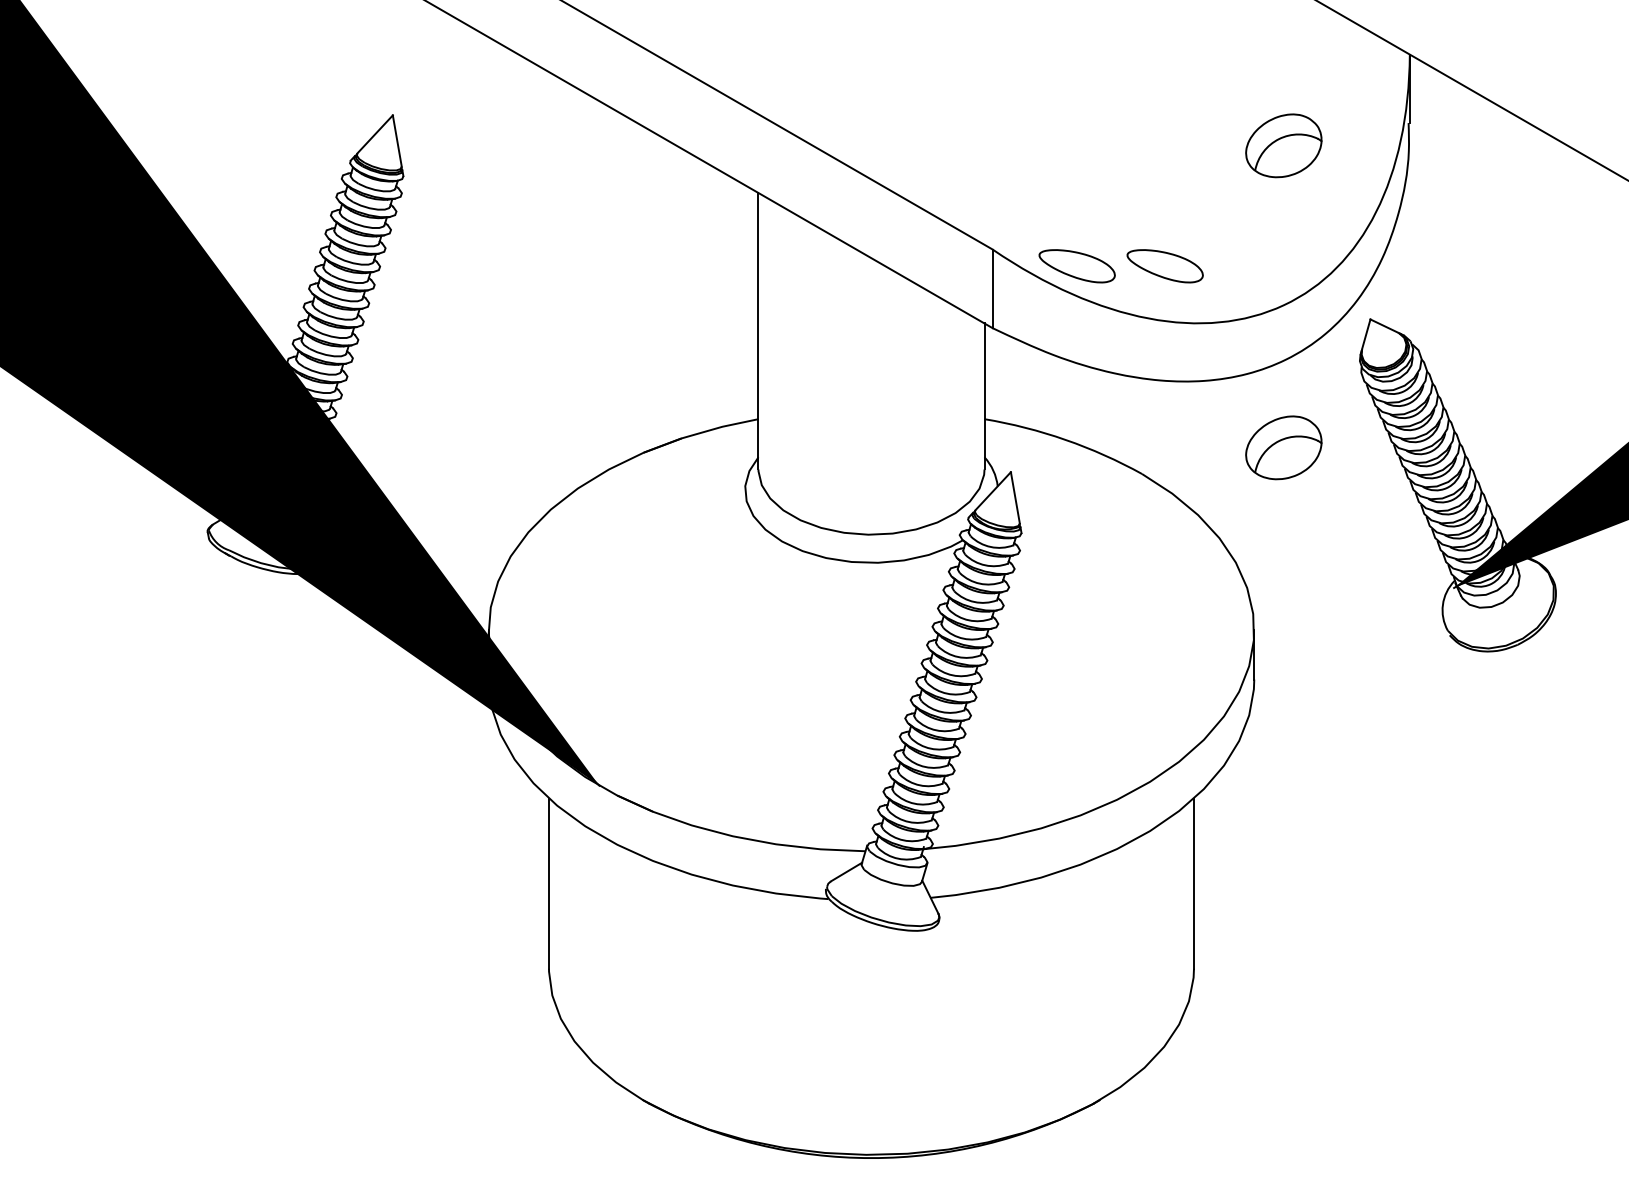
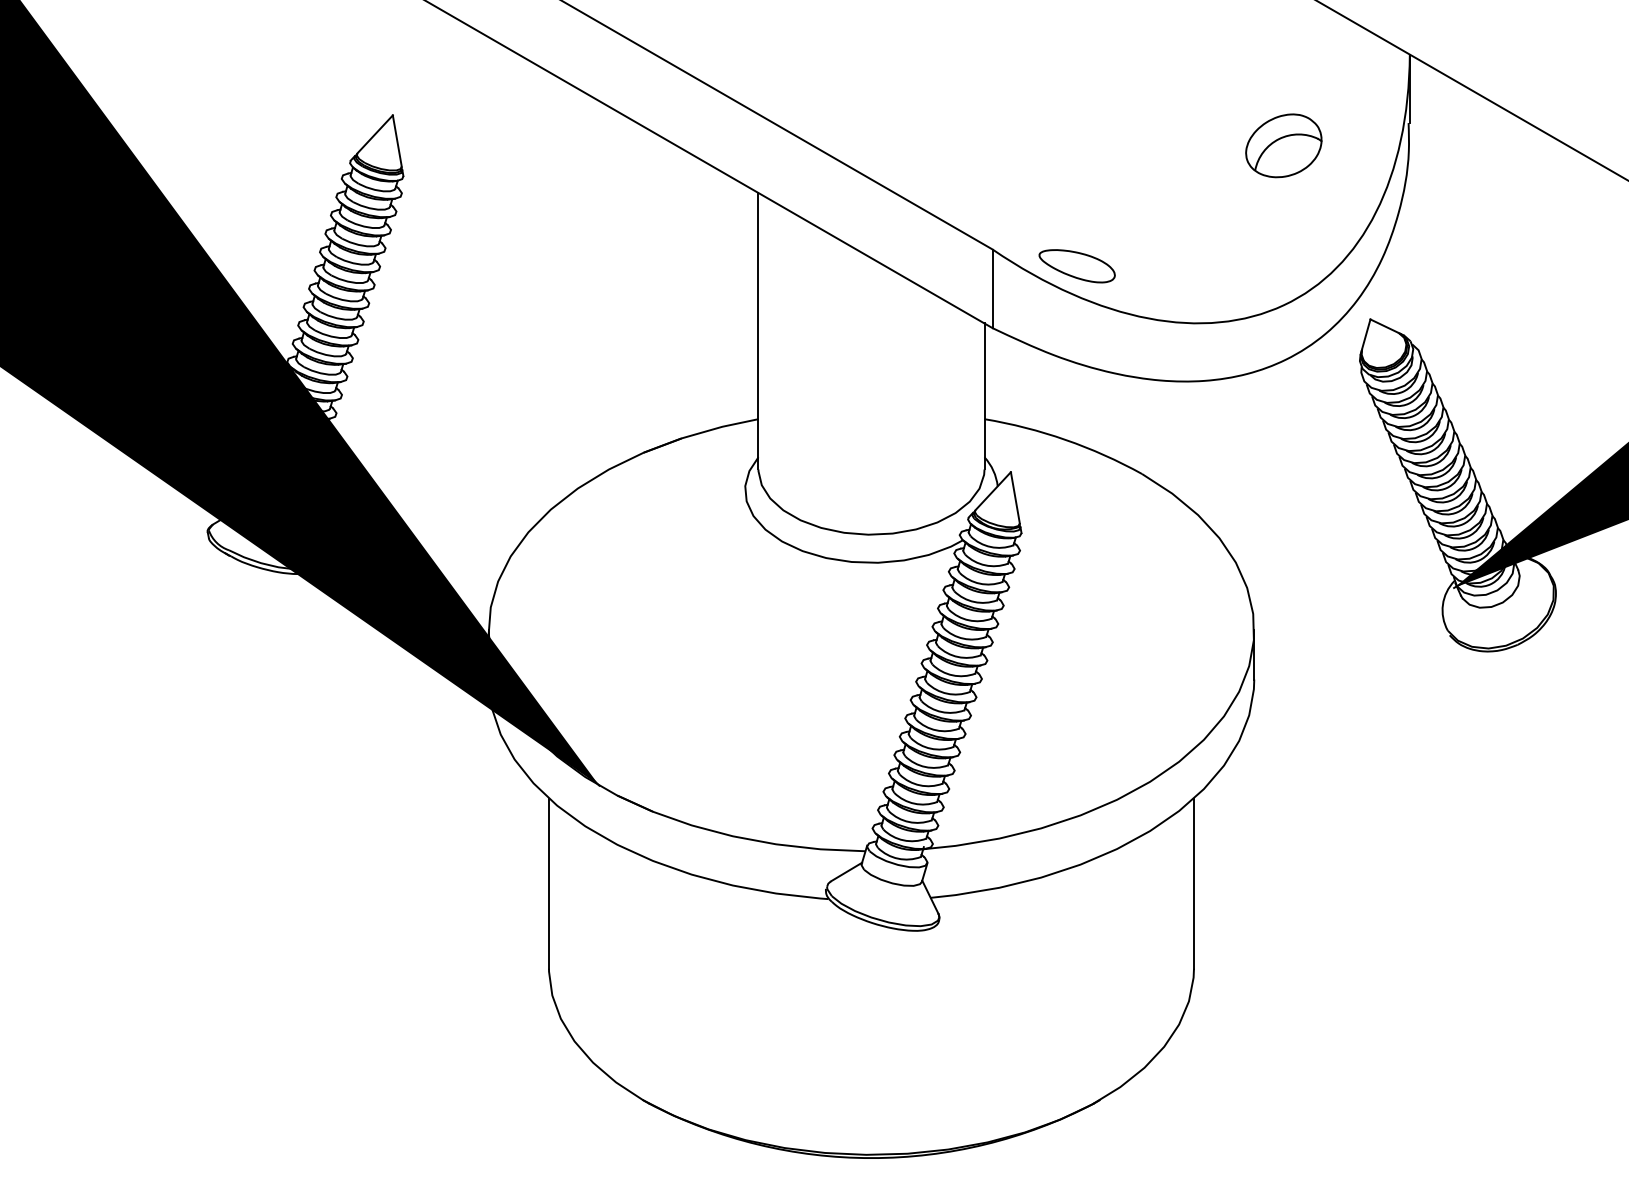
part: present -> none (1164, 266)
part: present -> none (1283, 447)
